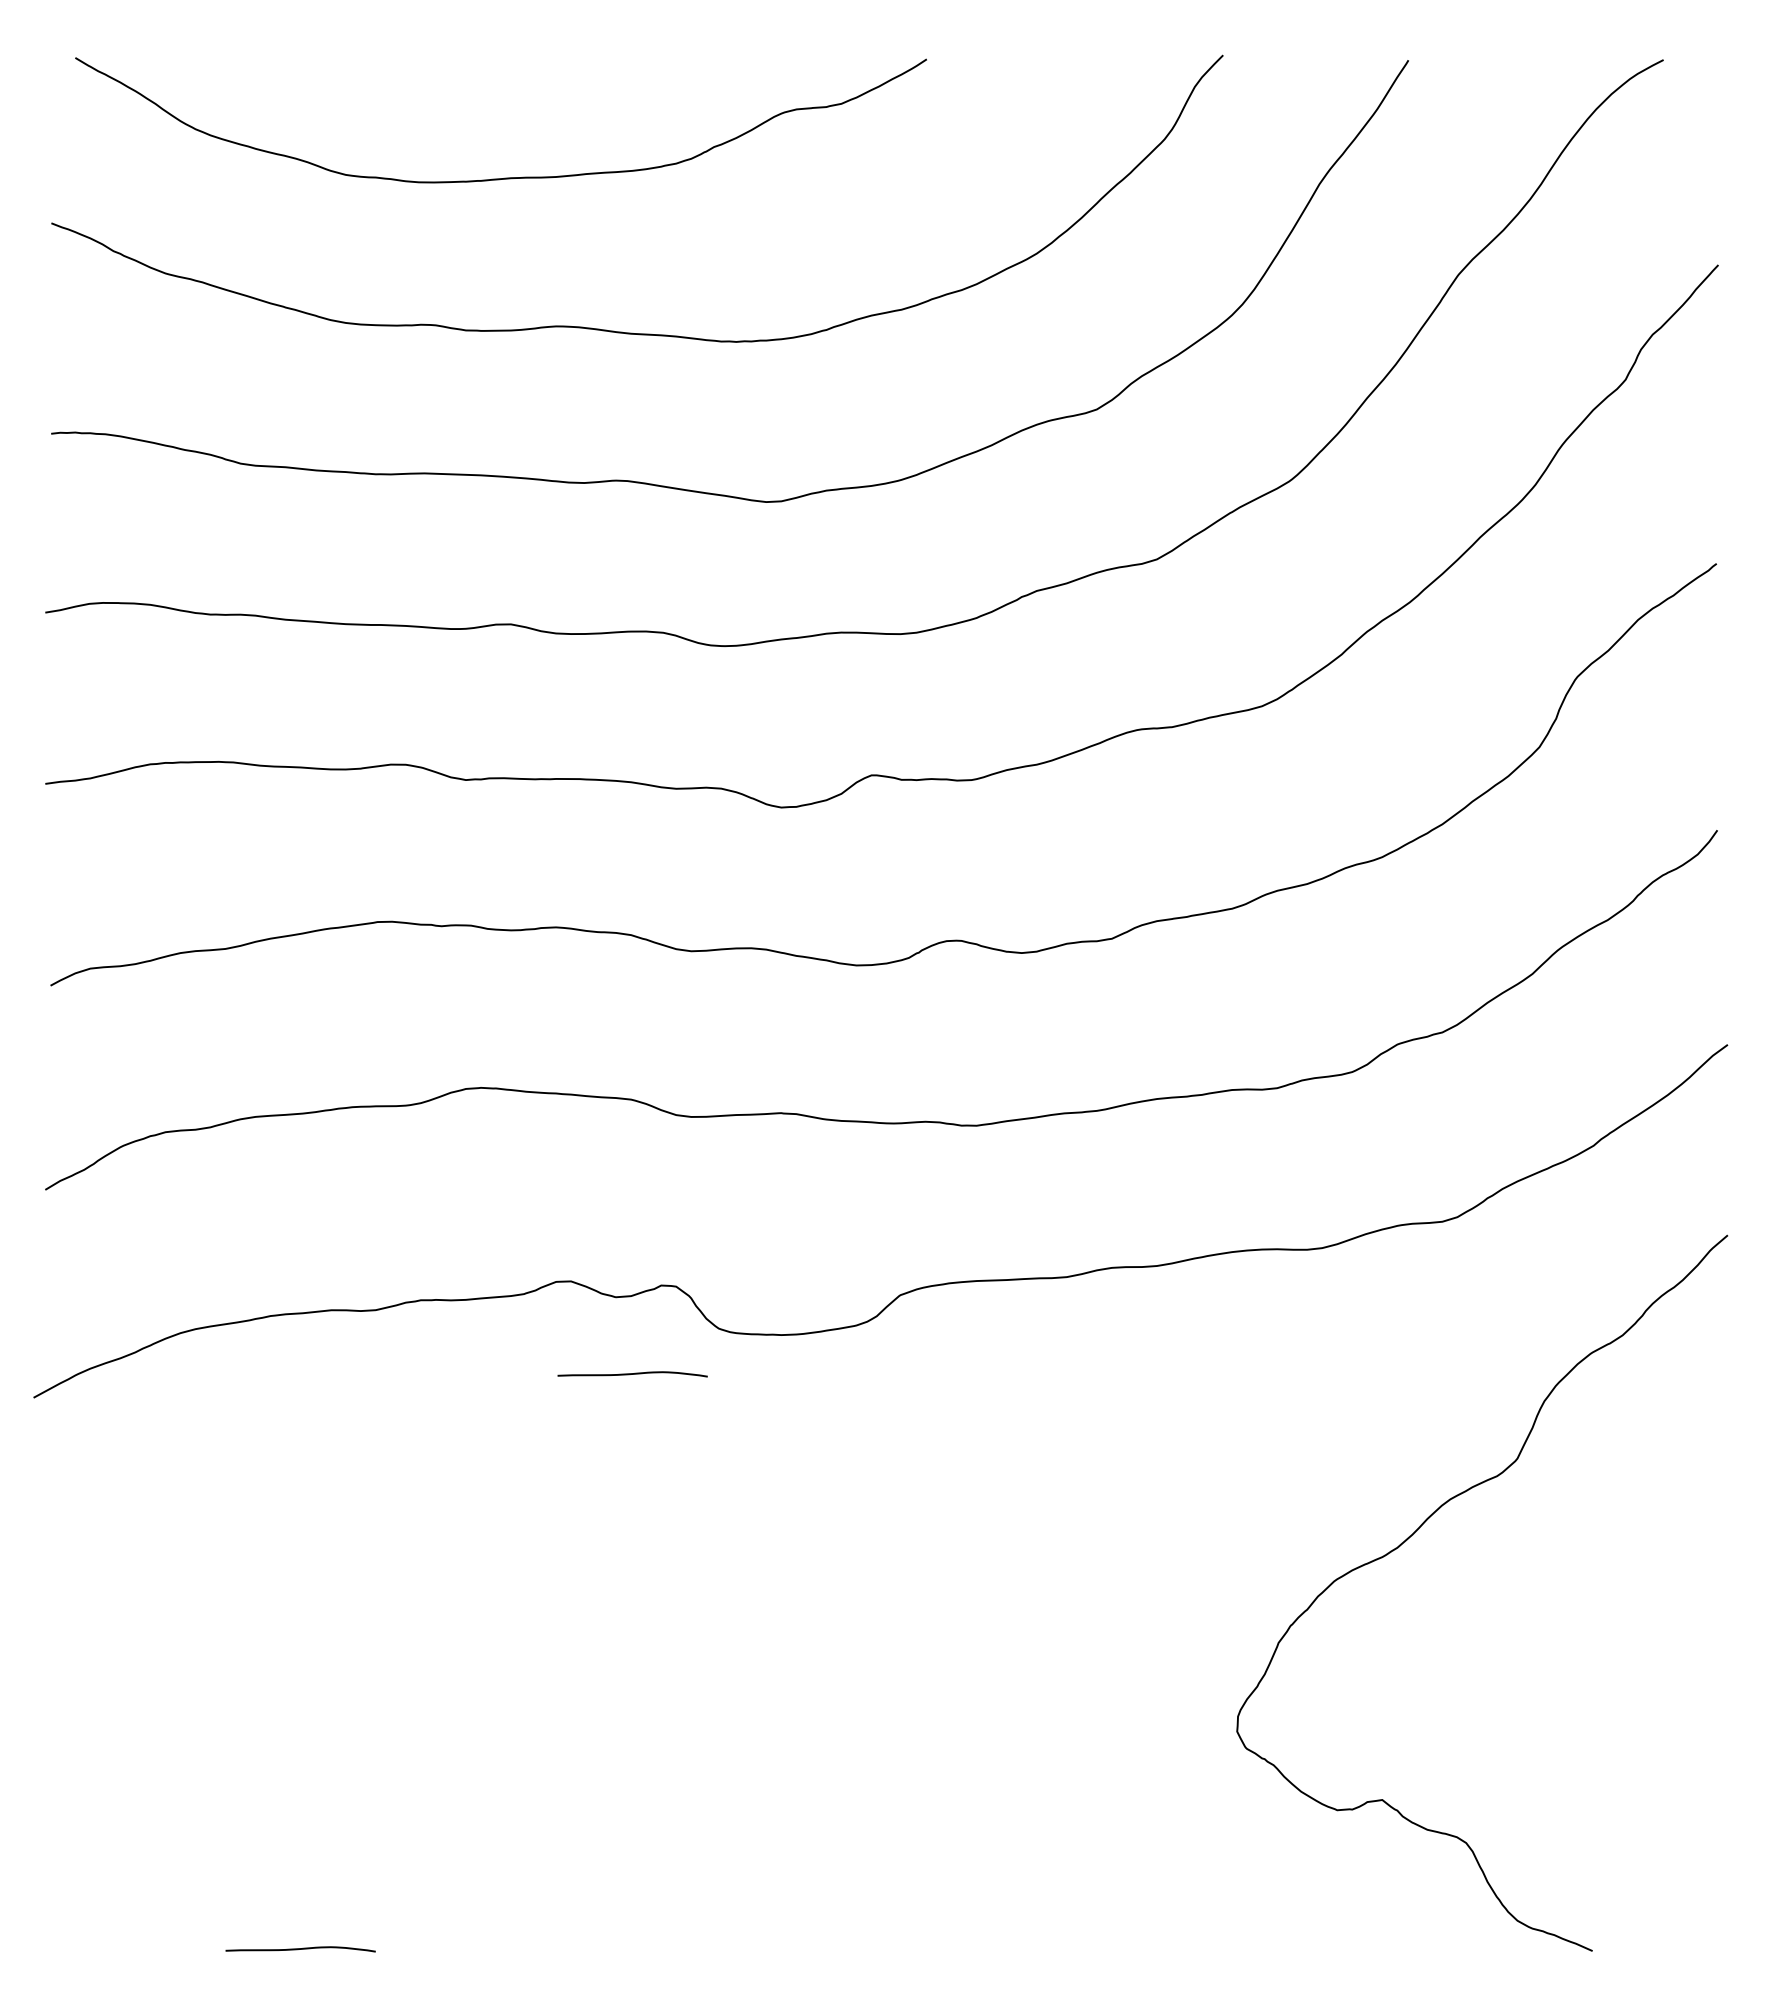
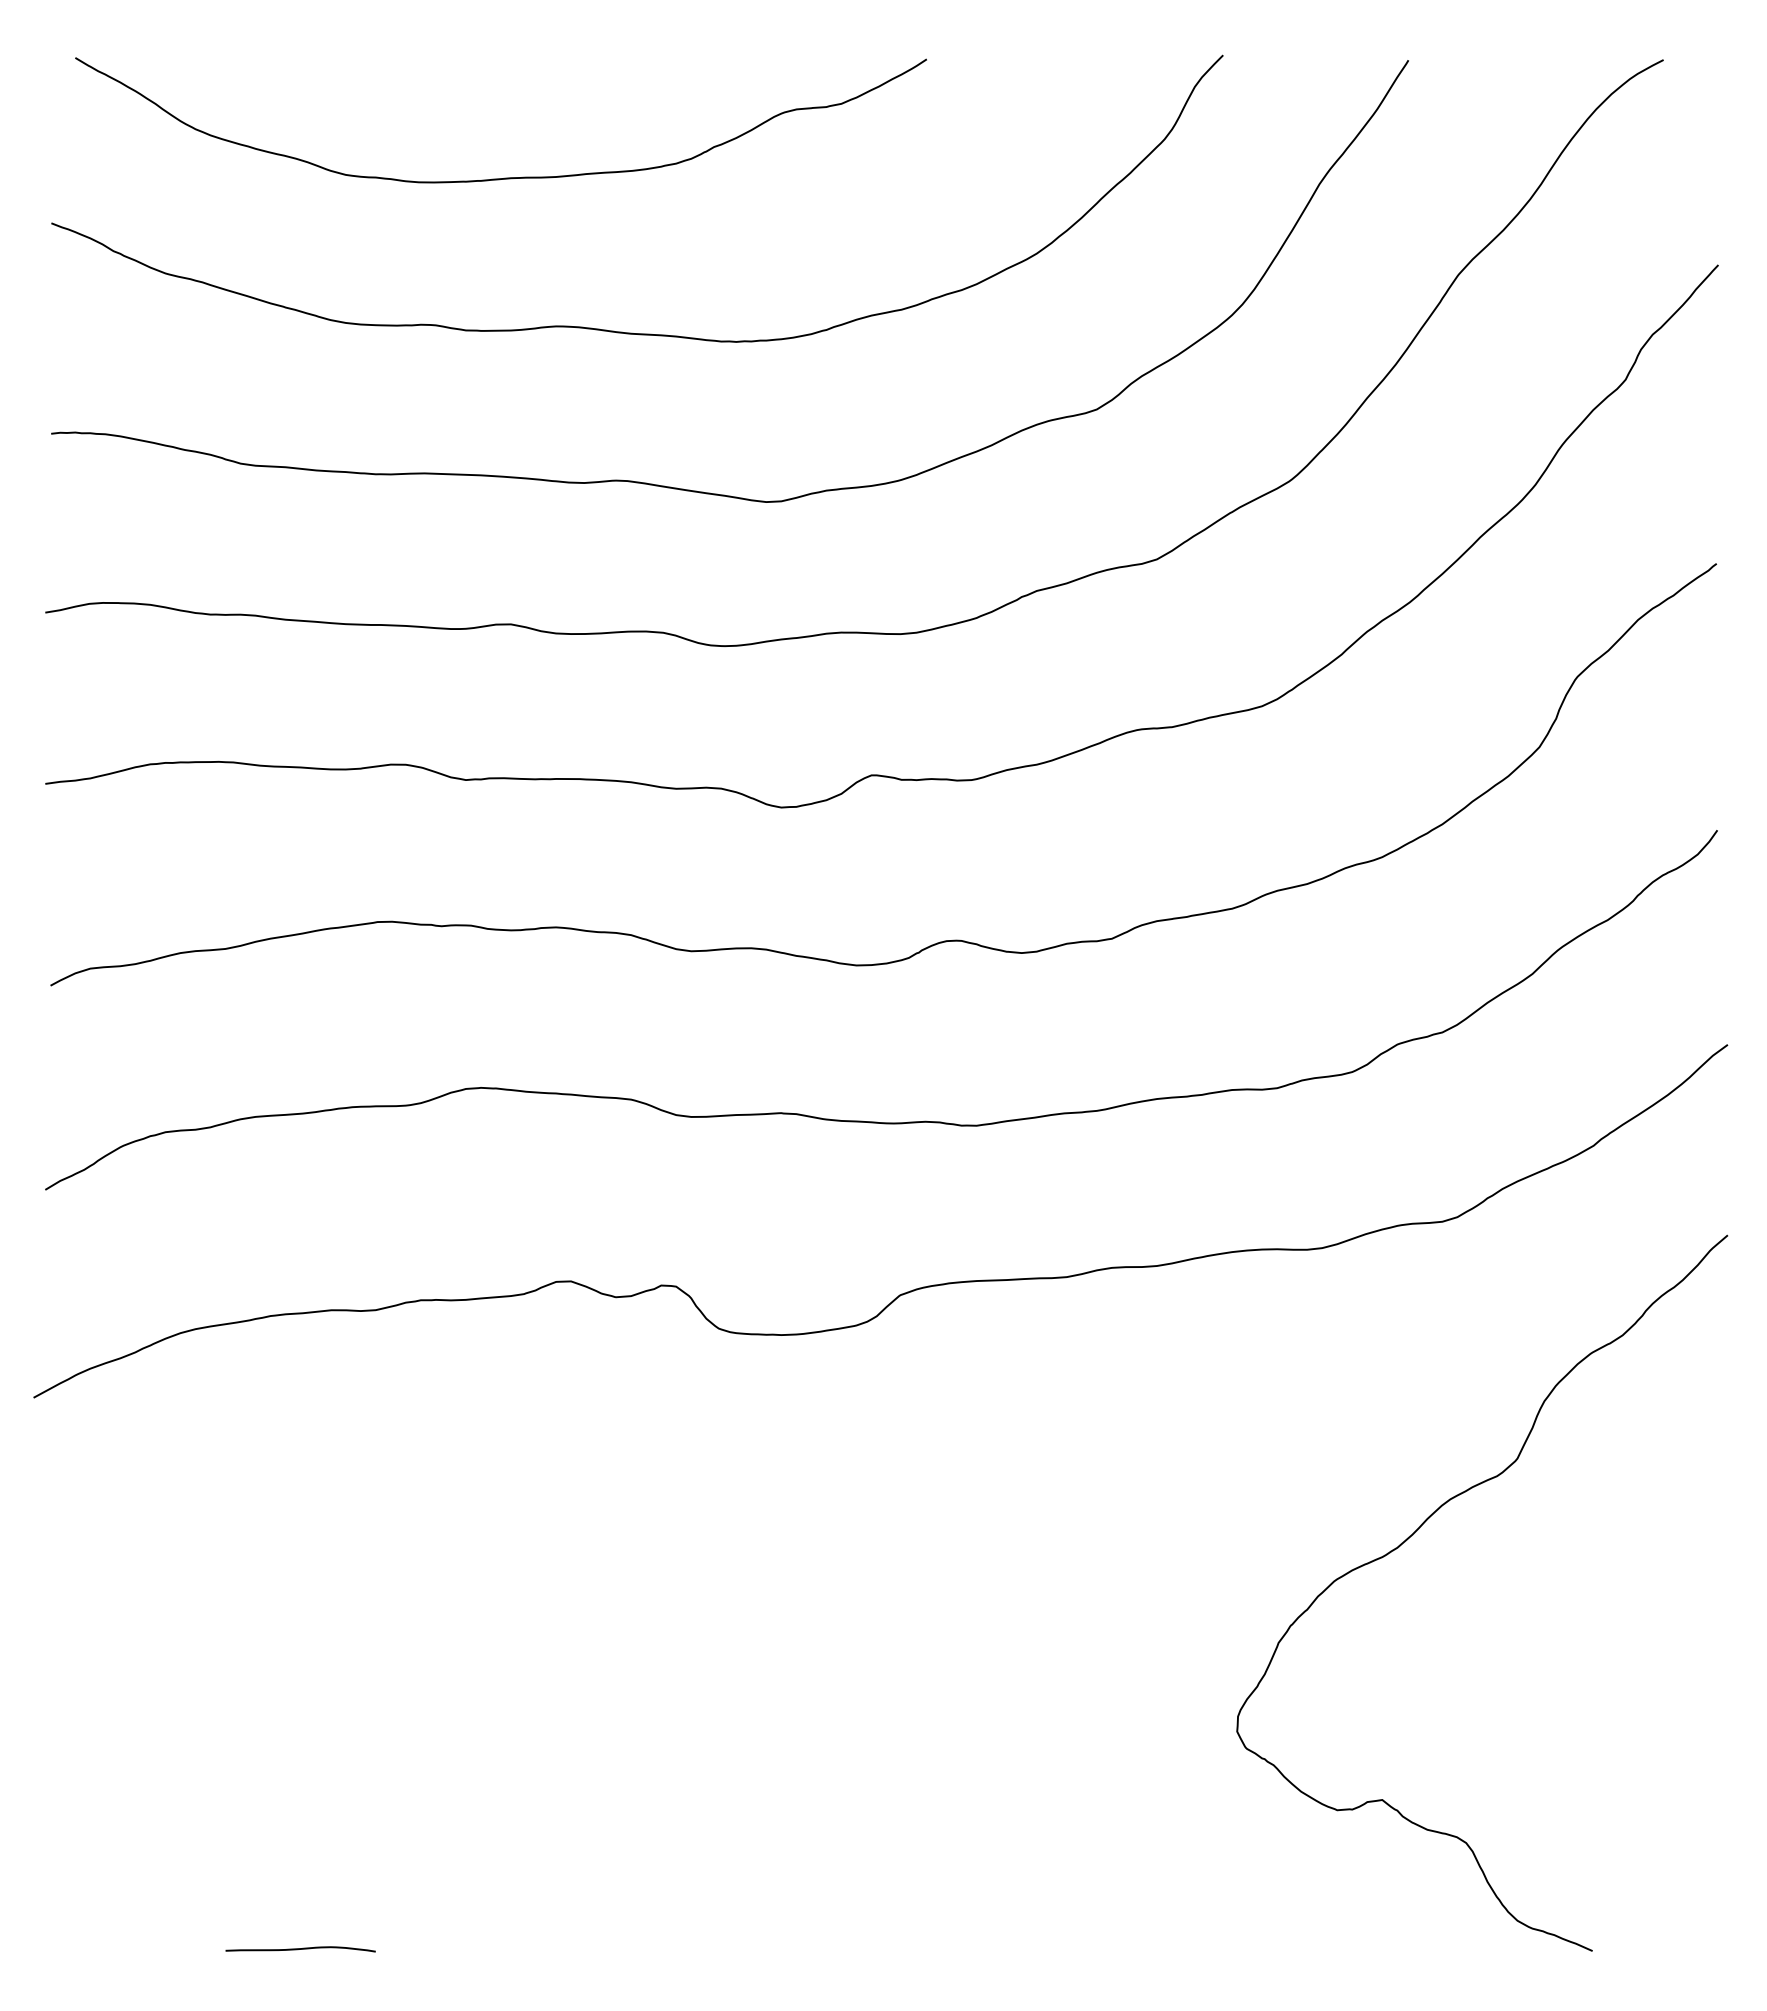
curve: present -> none (632, 1374)
